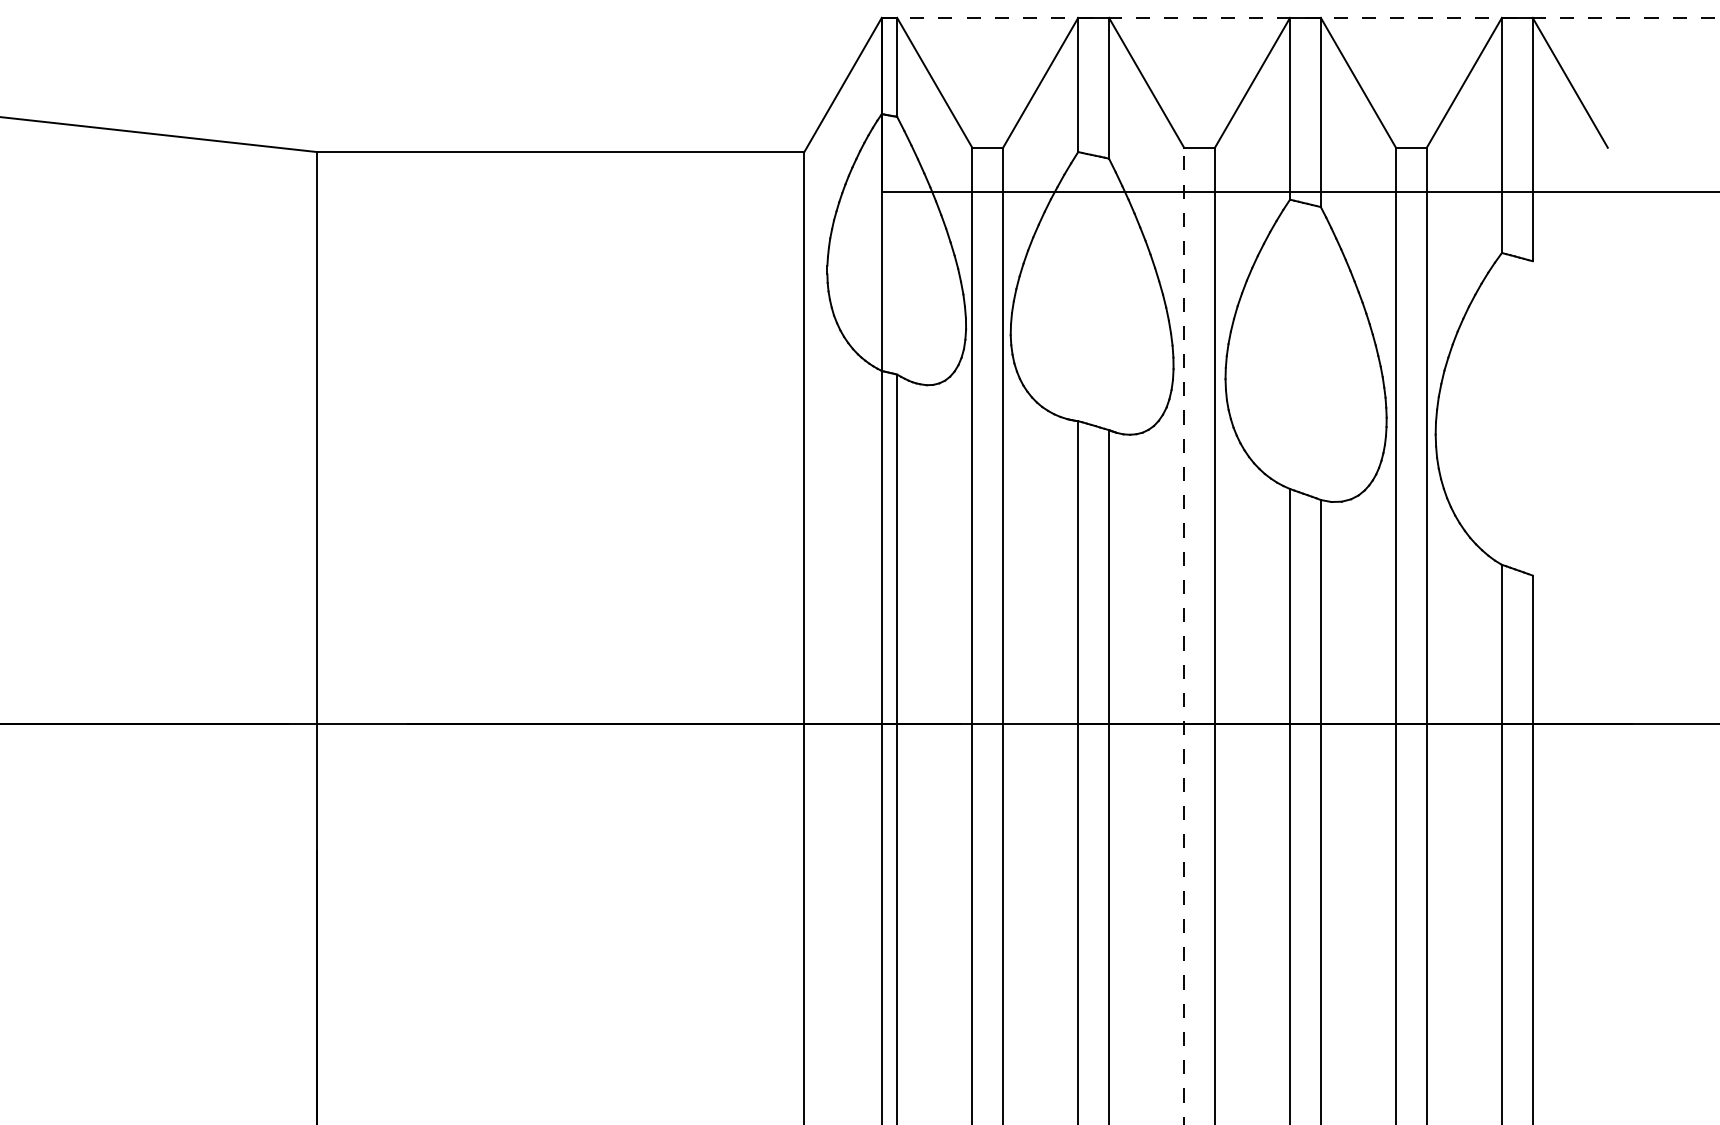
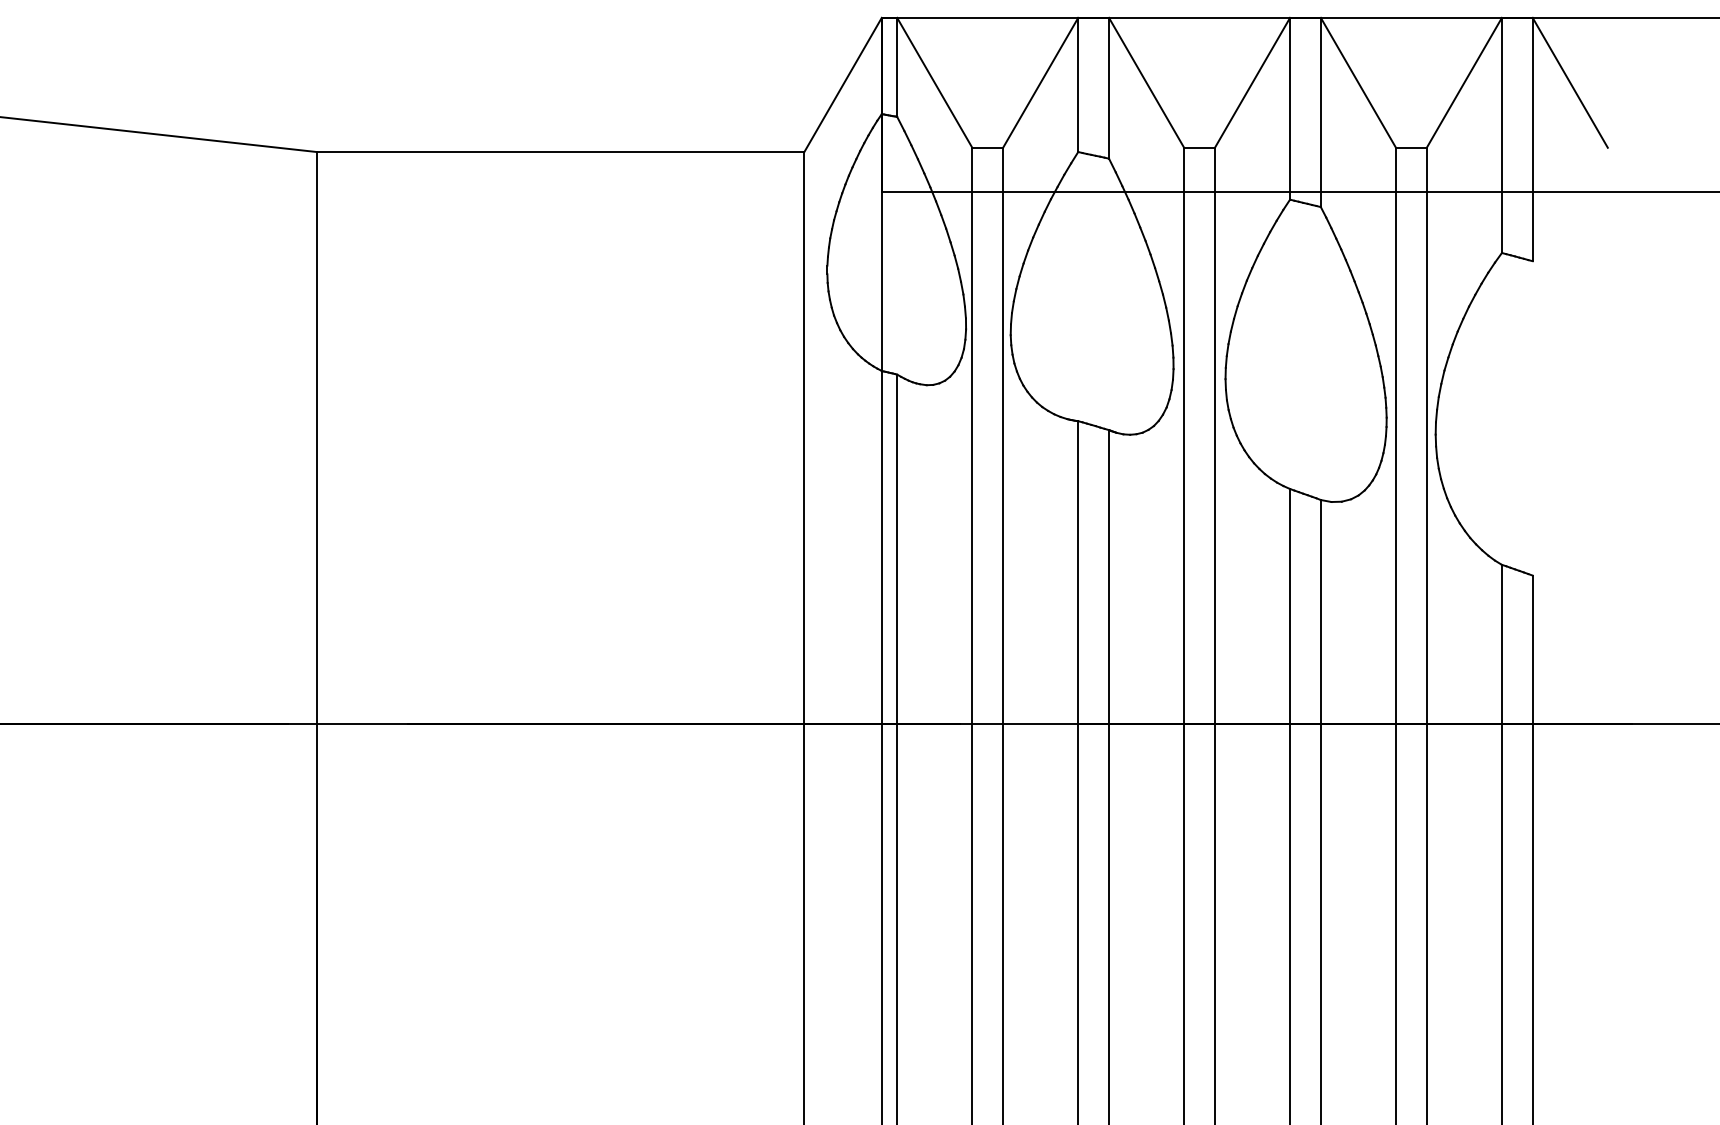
line: dashed -> solid (1300, 17)
line: dashed -> solid (1184, 635)
